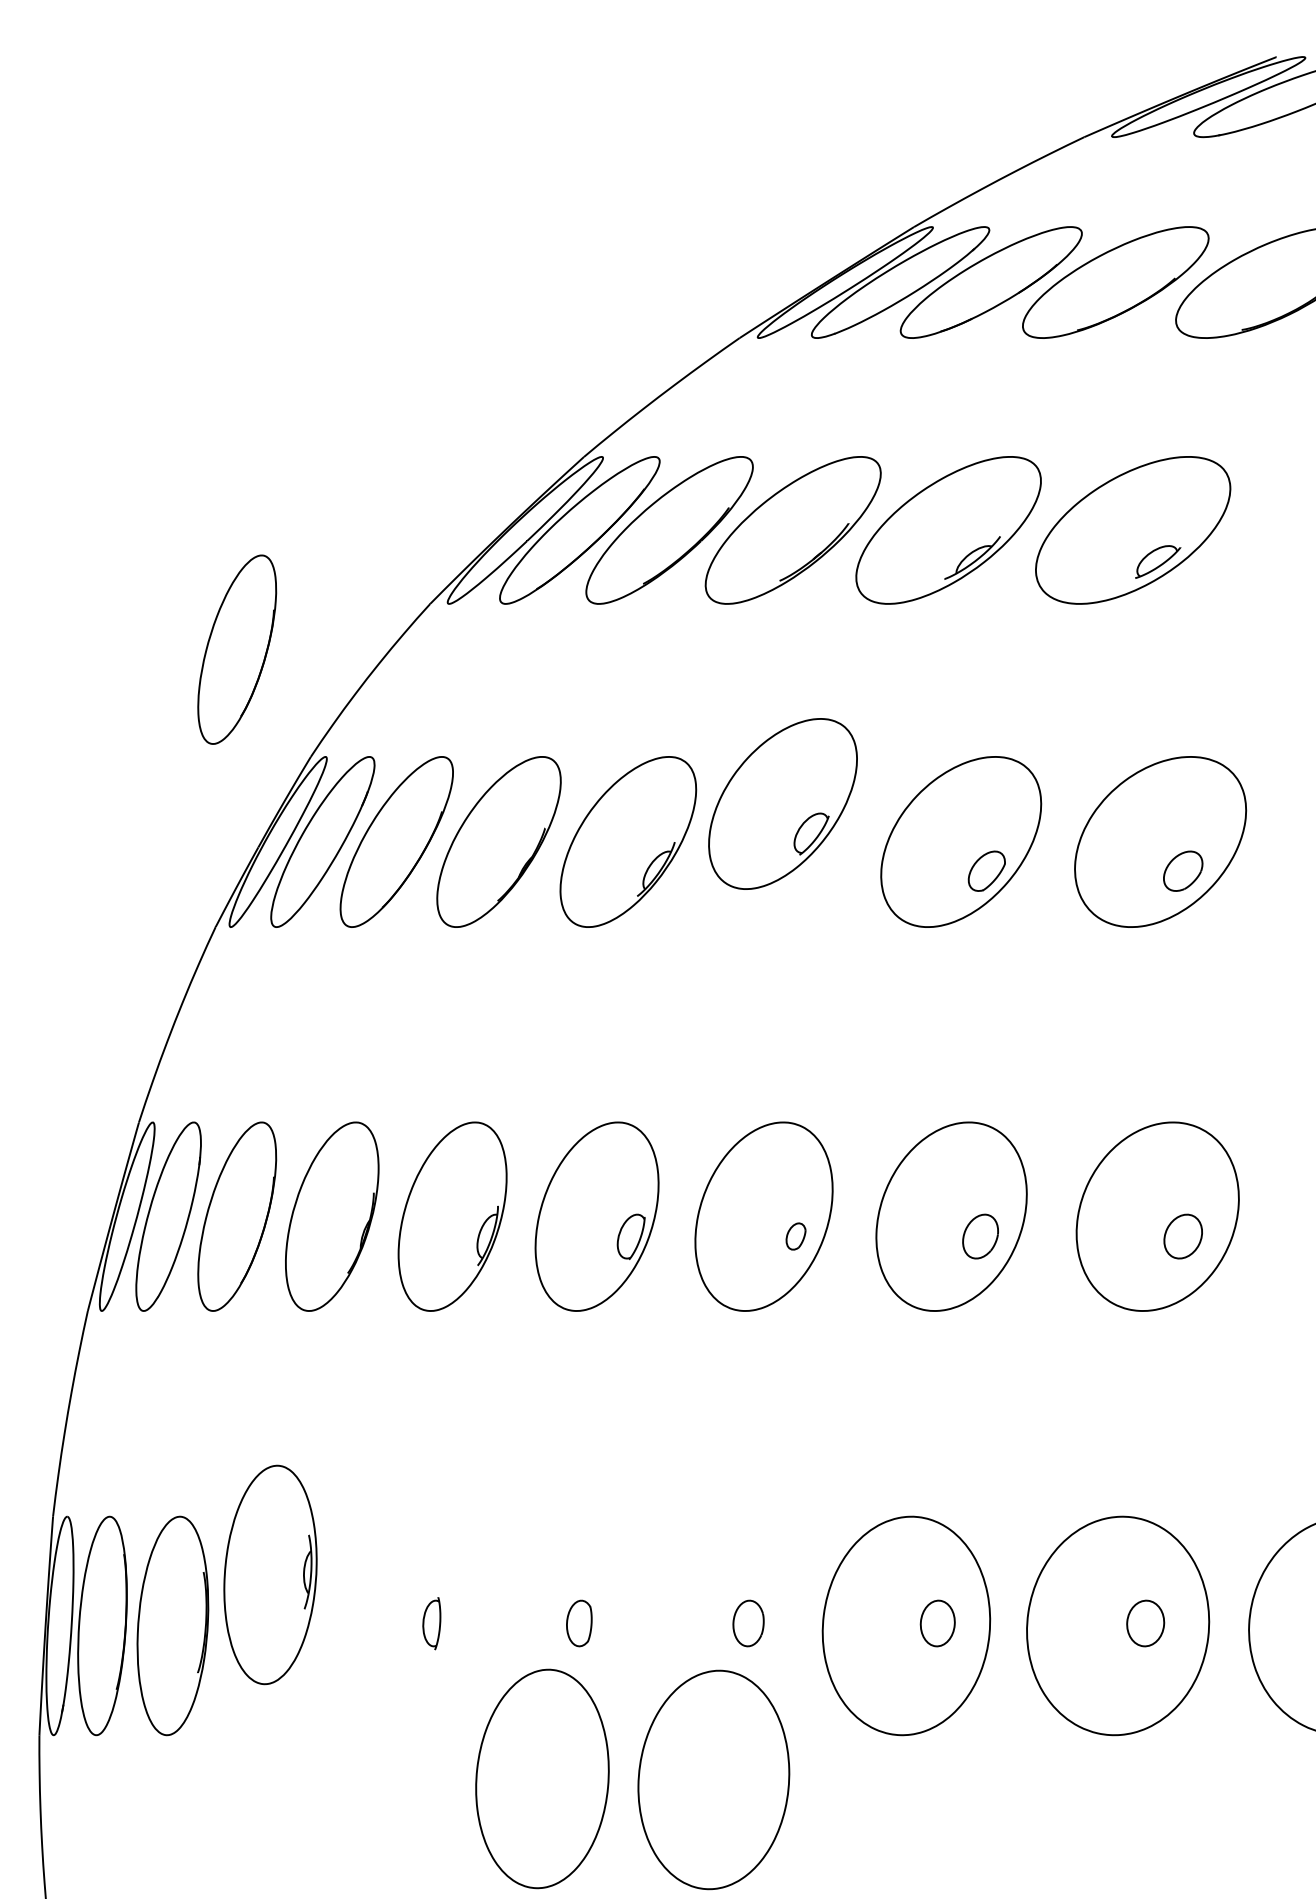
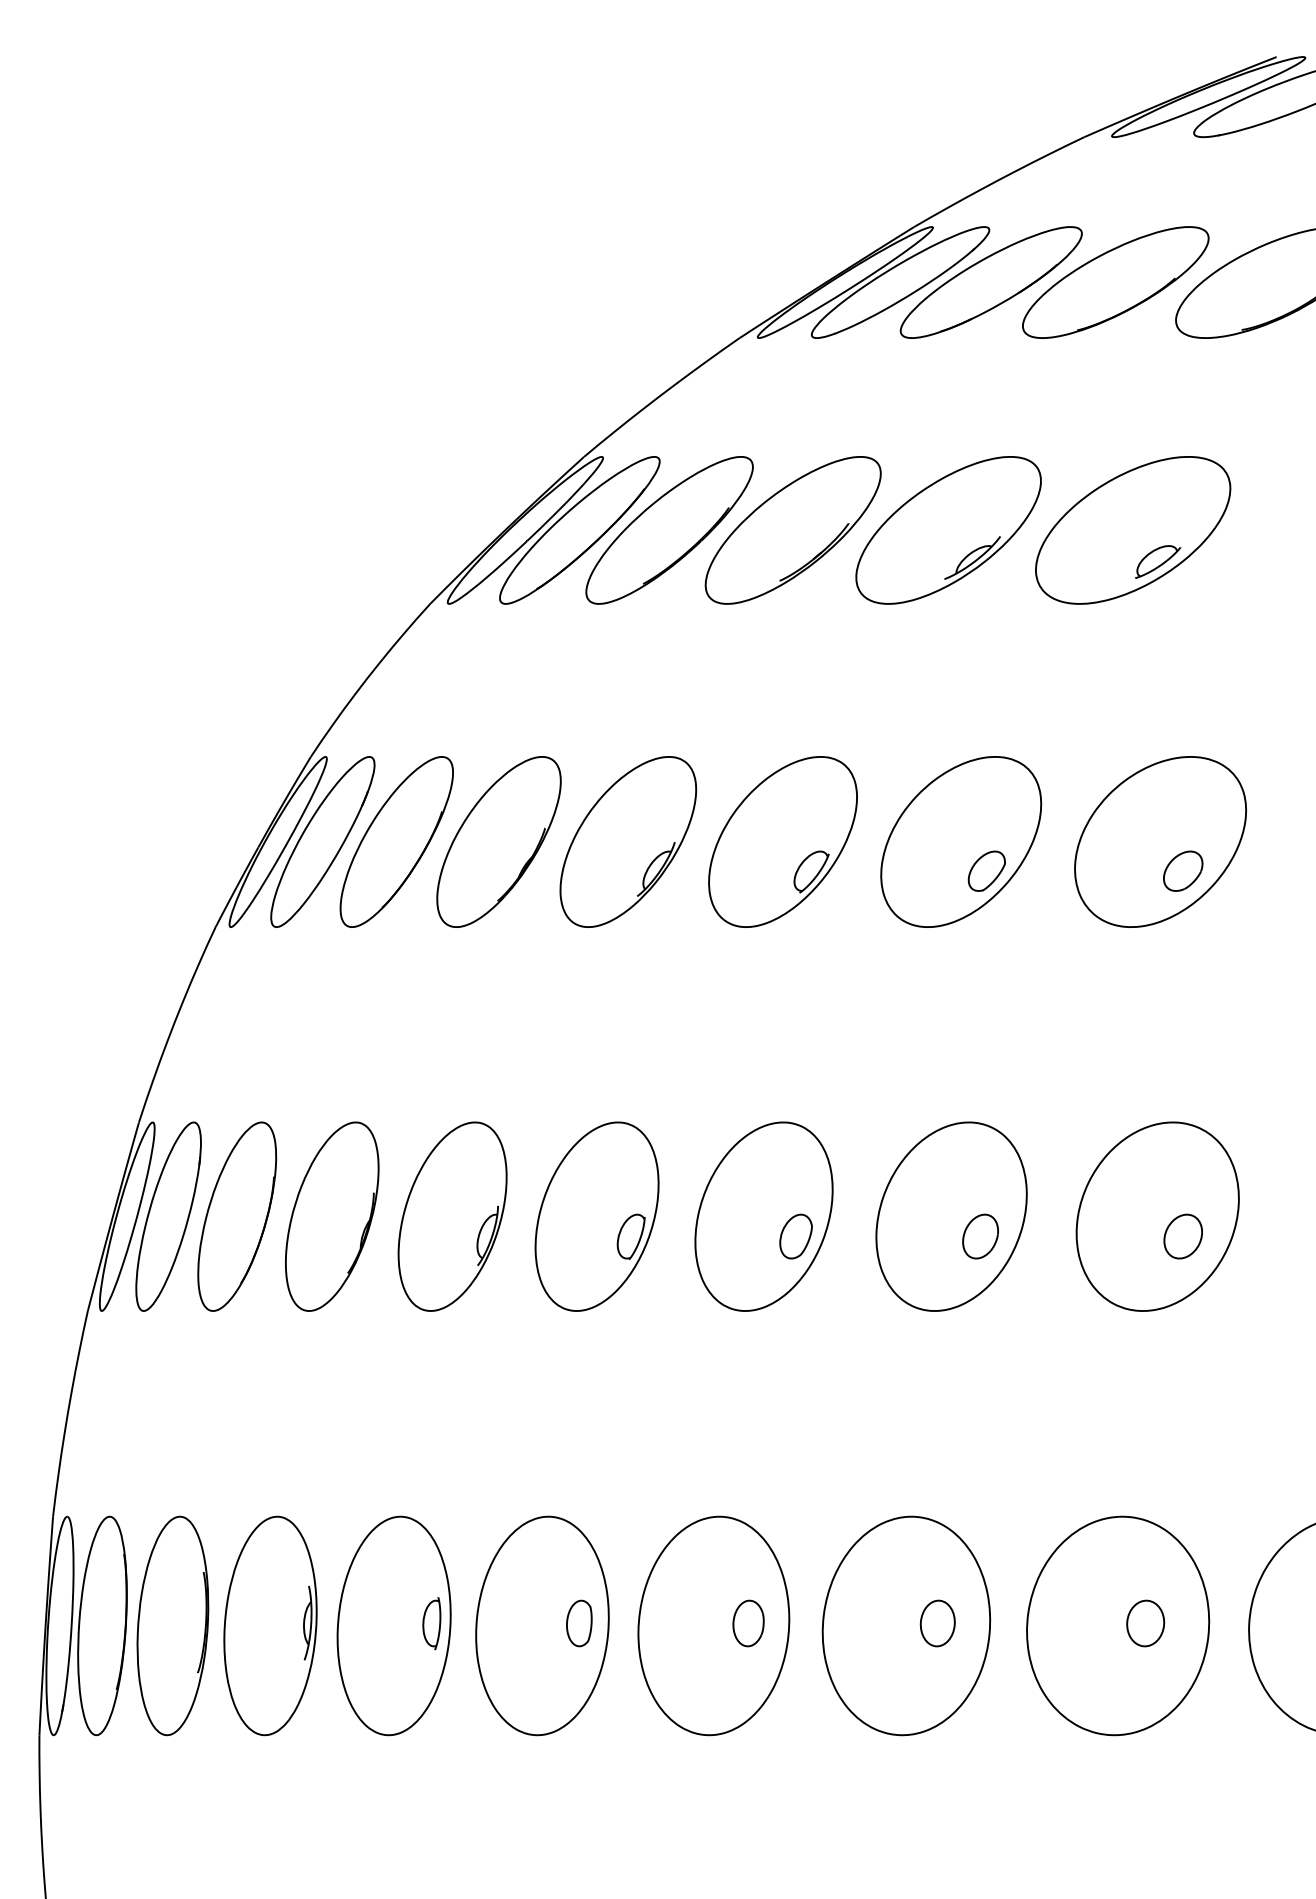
part: present -> none (237, 649)
part position: (782, 803) -> (782, 841) (782, 841)
part size: 22x29 px -> 34x47 px (795, 1236)
part position: (270, 1574) -> (270, 1625) (270, 1625)
part: none -> present (393, 1625)
part position: (542, 1778) -> (542, 1625) (542, 1625)
part position: (713, 1779) -> (713, 1625) (713, 1625)
